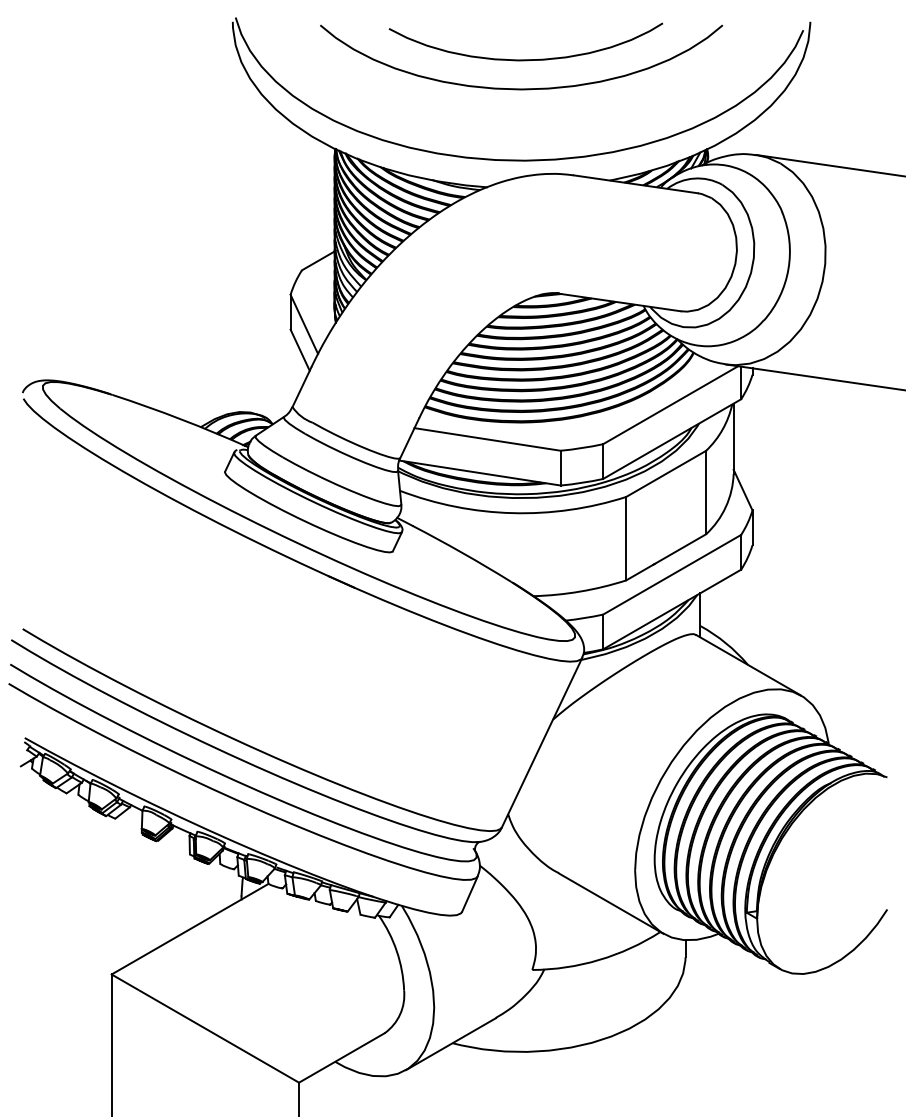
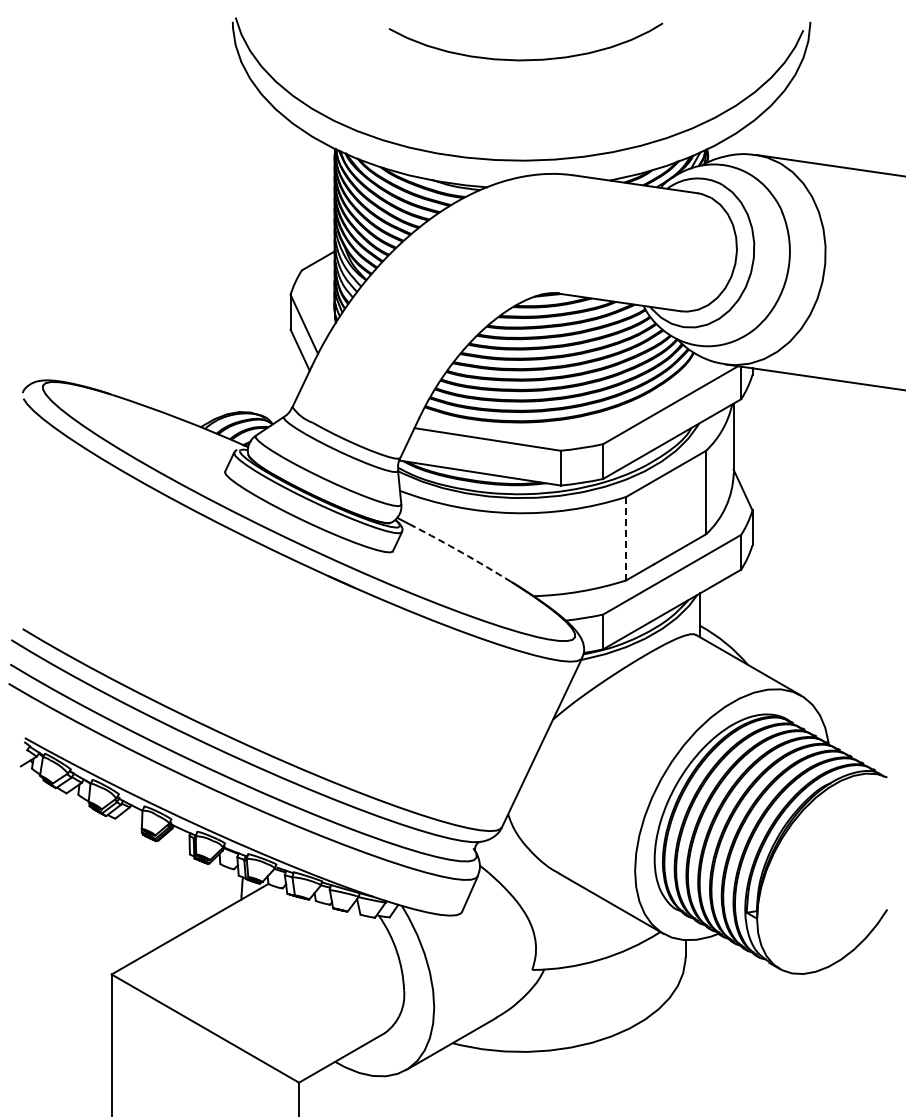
curve: present -> none (521, 88)
line: solid -> dashed (626, 538)
arc: solid -> dashed (462, 552)
